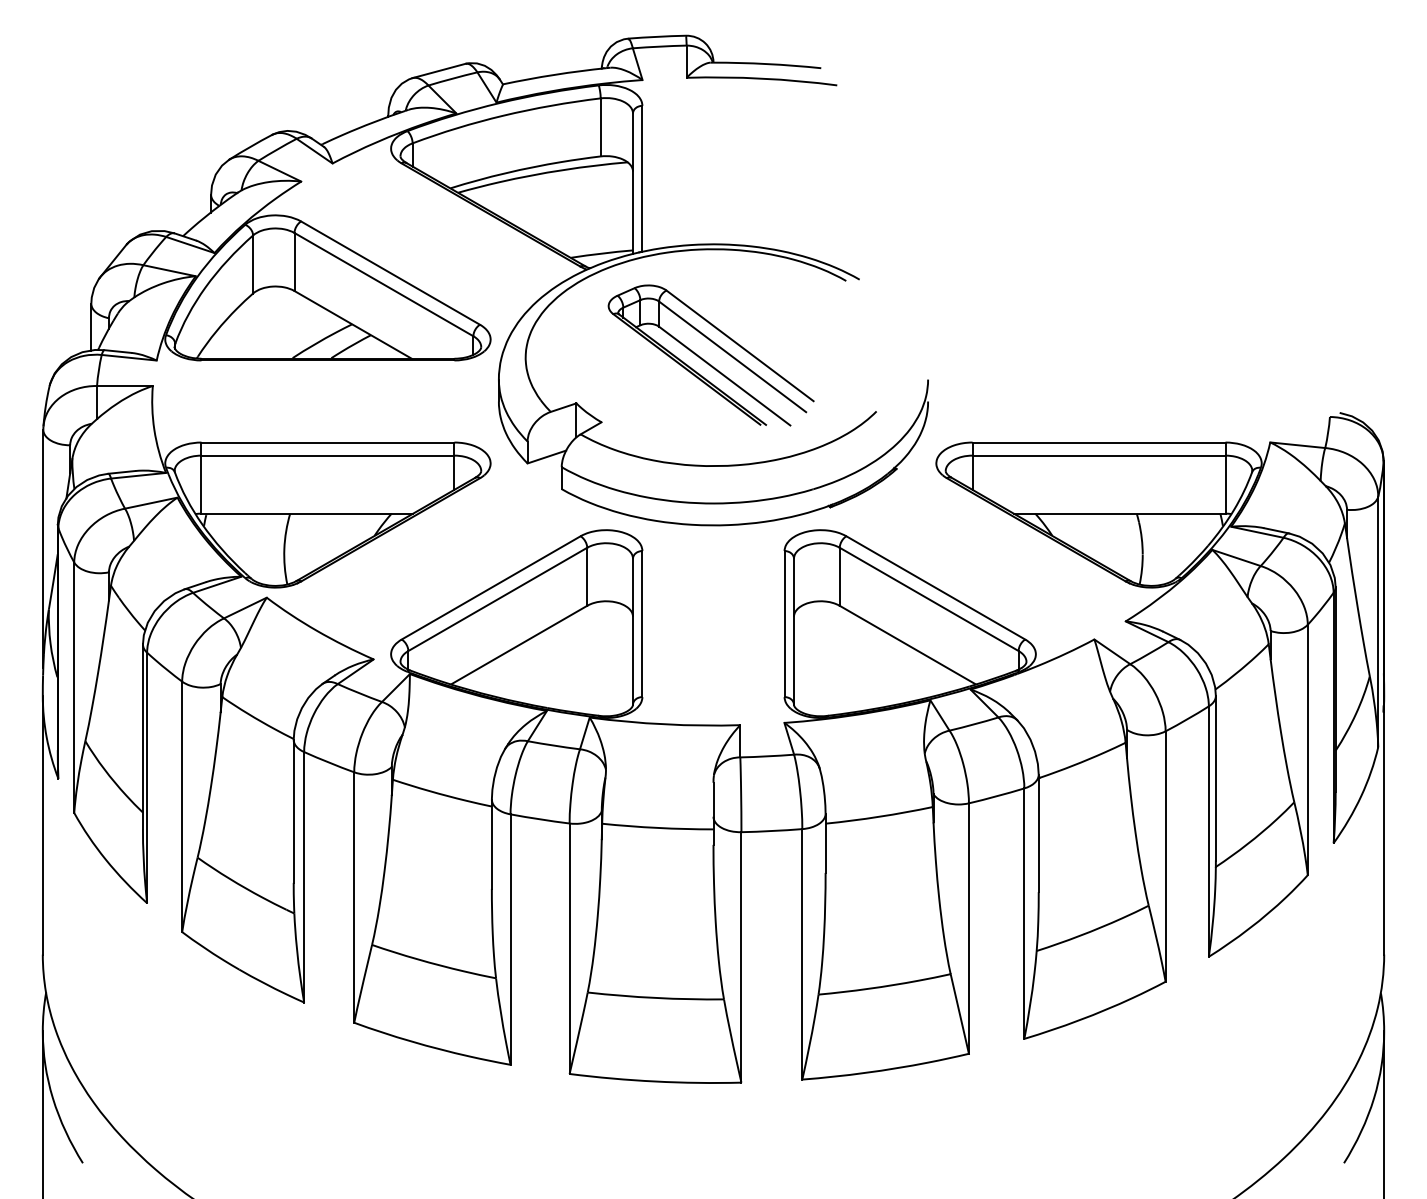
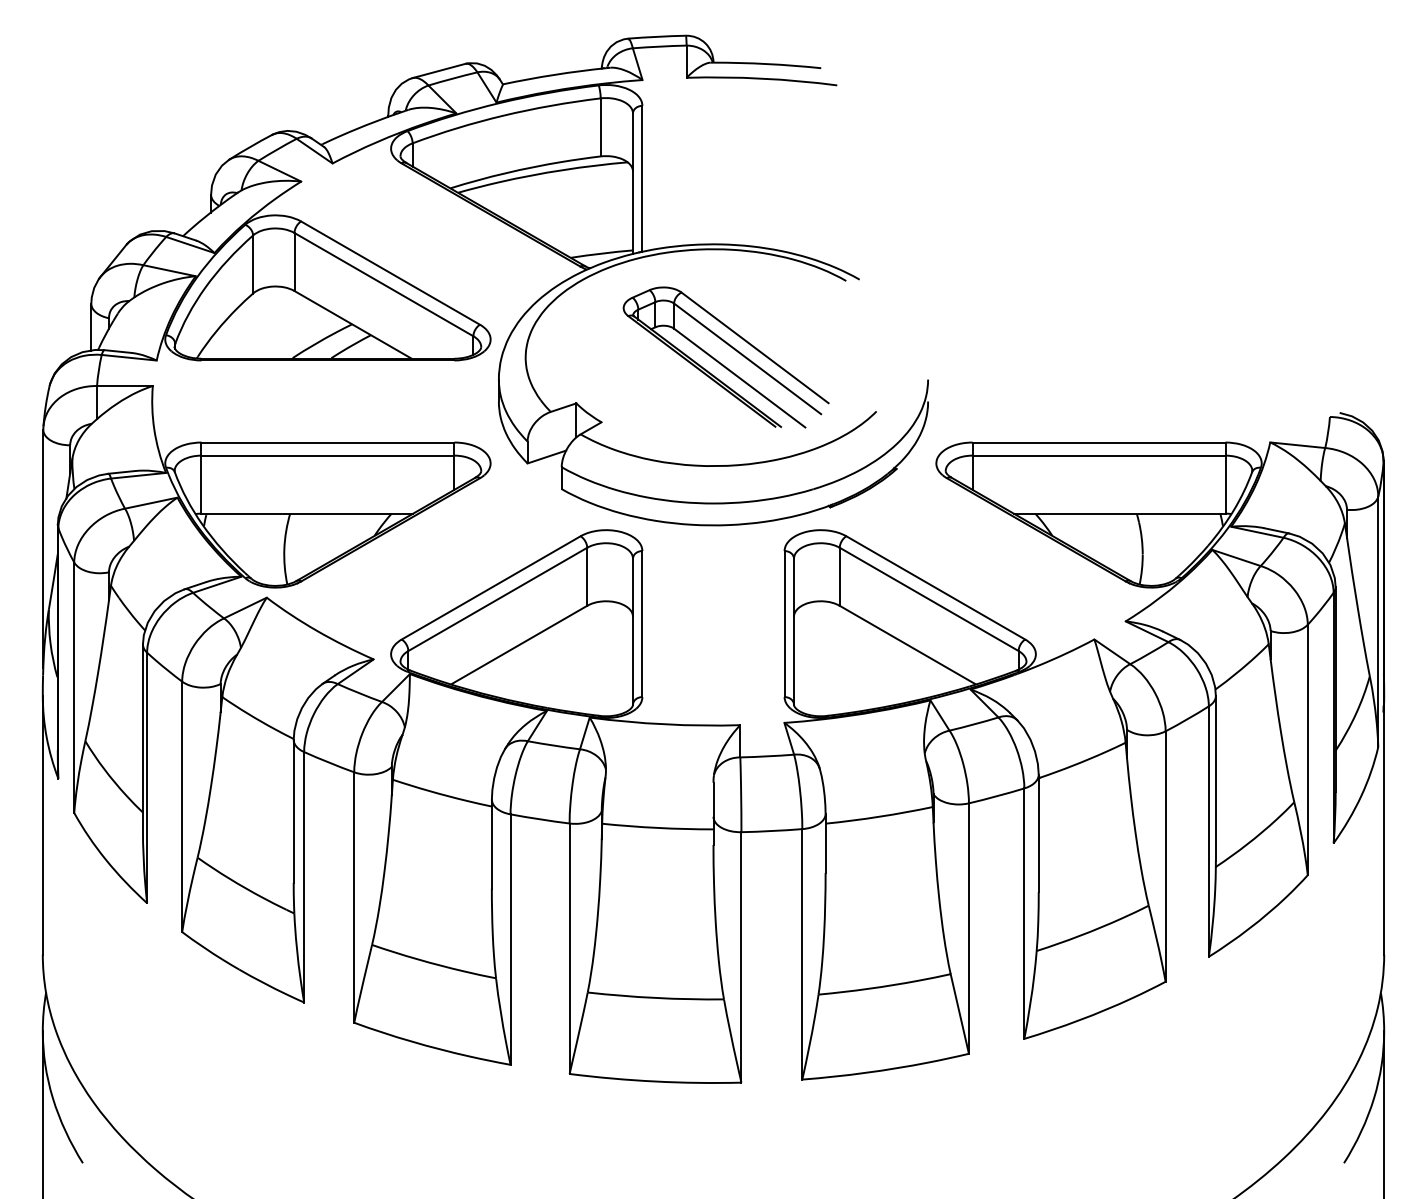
part position: (707, 361) -> (722, 363) (722, 363)
